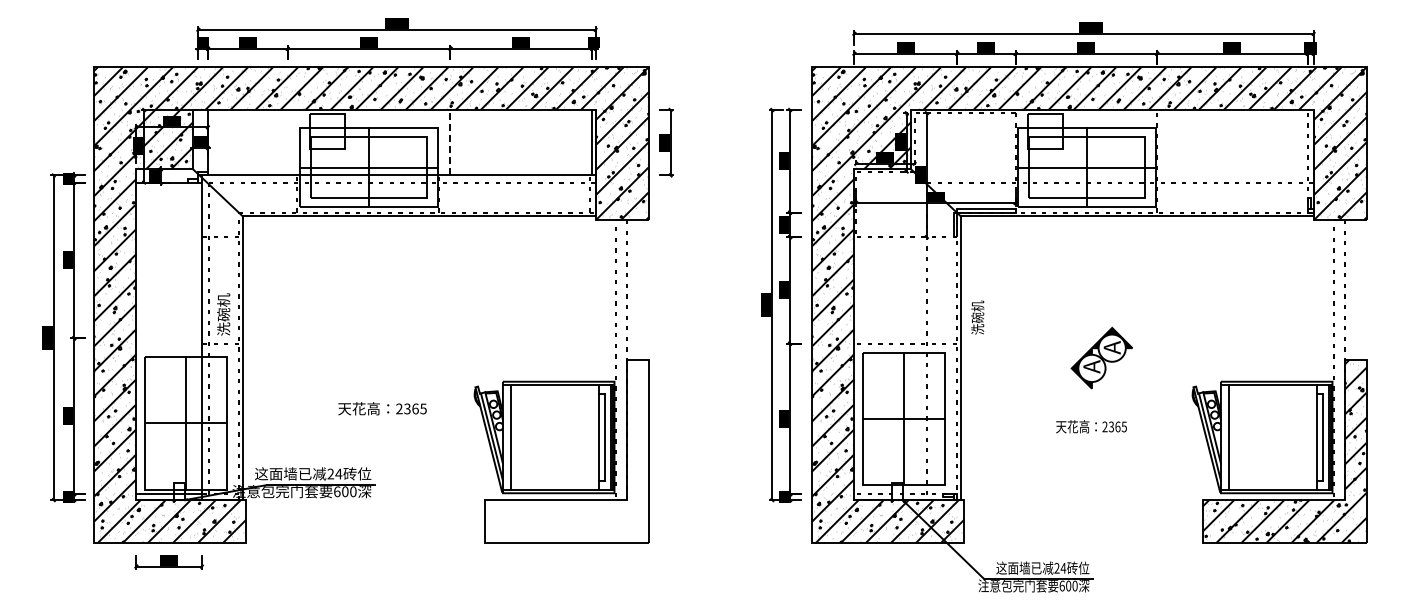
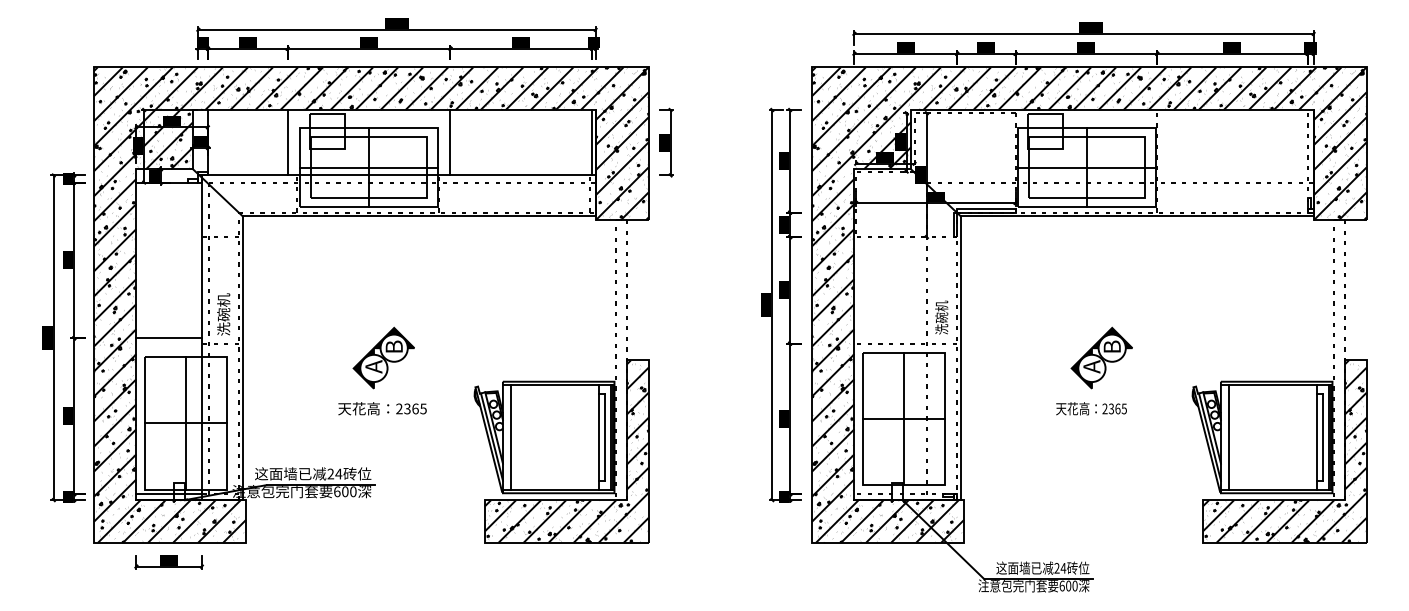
line: none -> present (287, 142)
line: dashed -> solid (450, 142)
text position: (977, 317) -> (941, 317) (941, 317)
line: none -> present (168, 338)
text: A -> B (1111, 347)
part: none -> present (383, 357)
text position: (1091, 426) -> (1091, 408) (1091, 408)
hatch: none -> present (566, 451)
